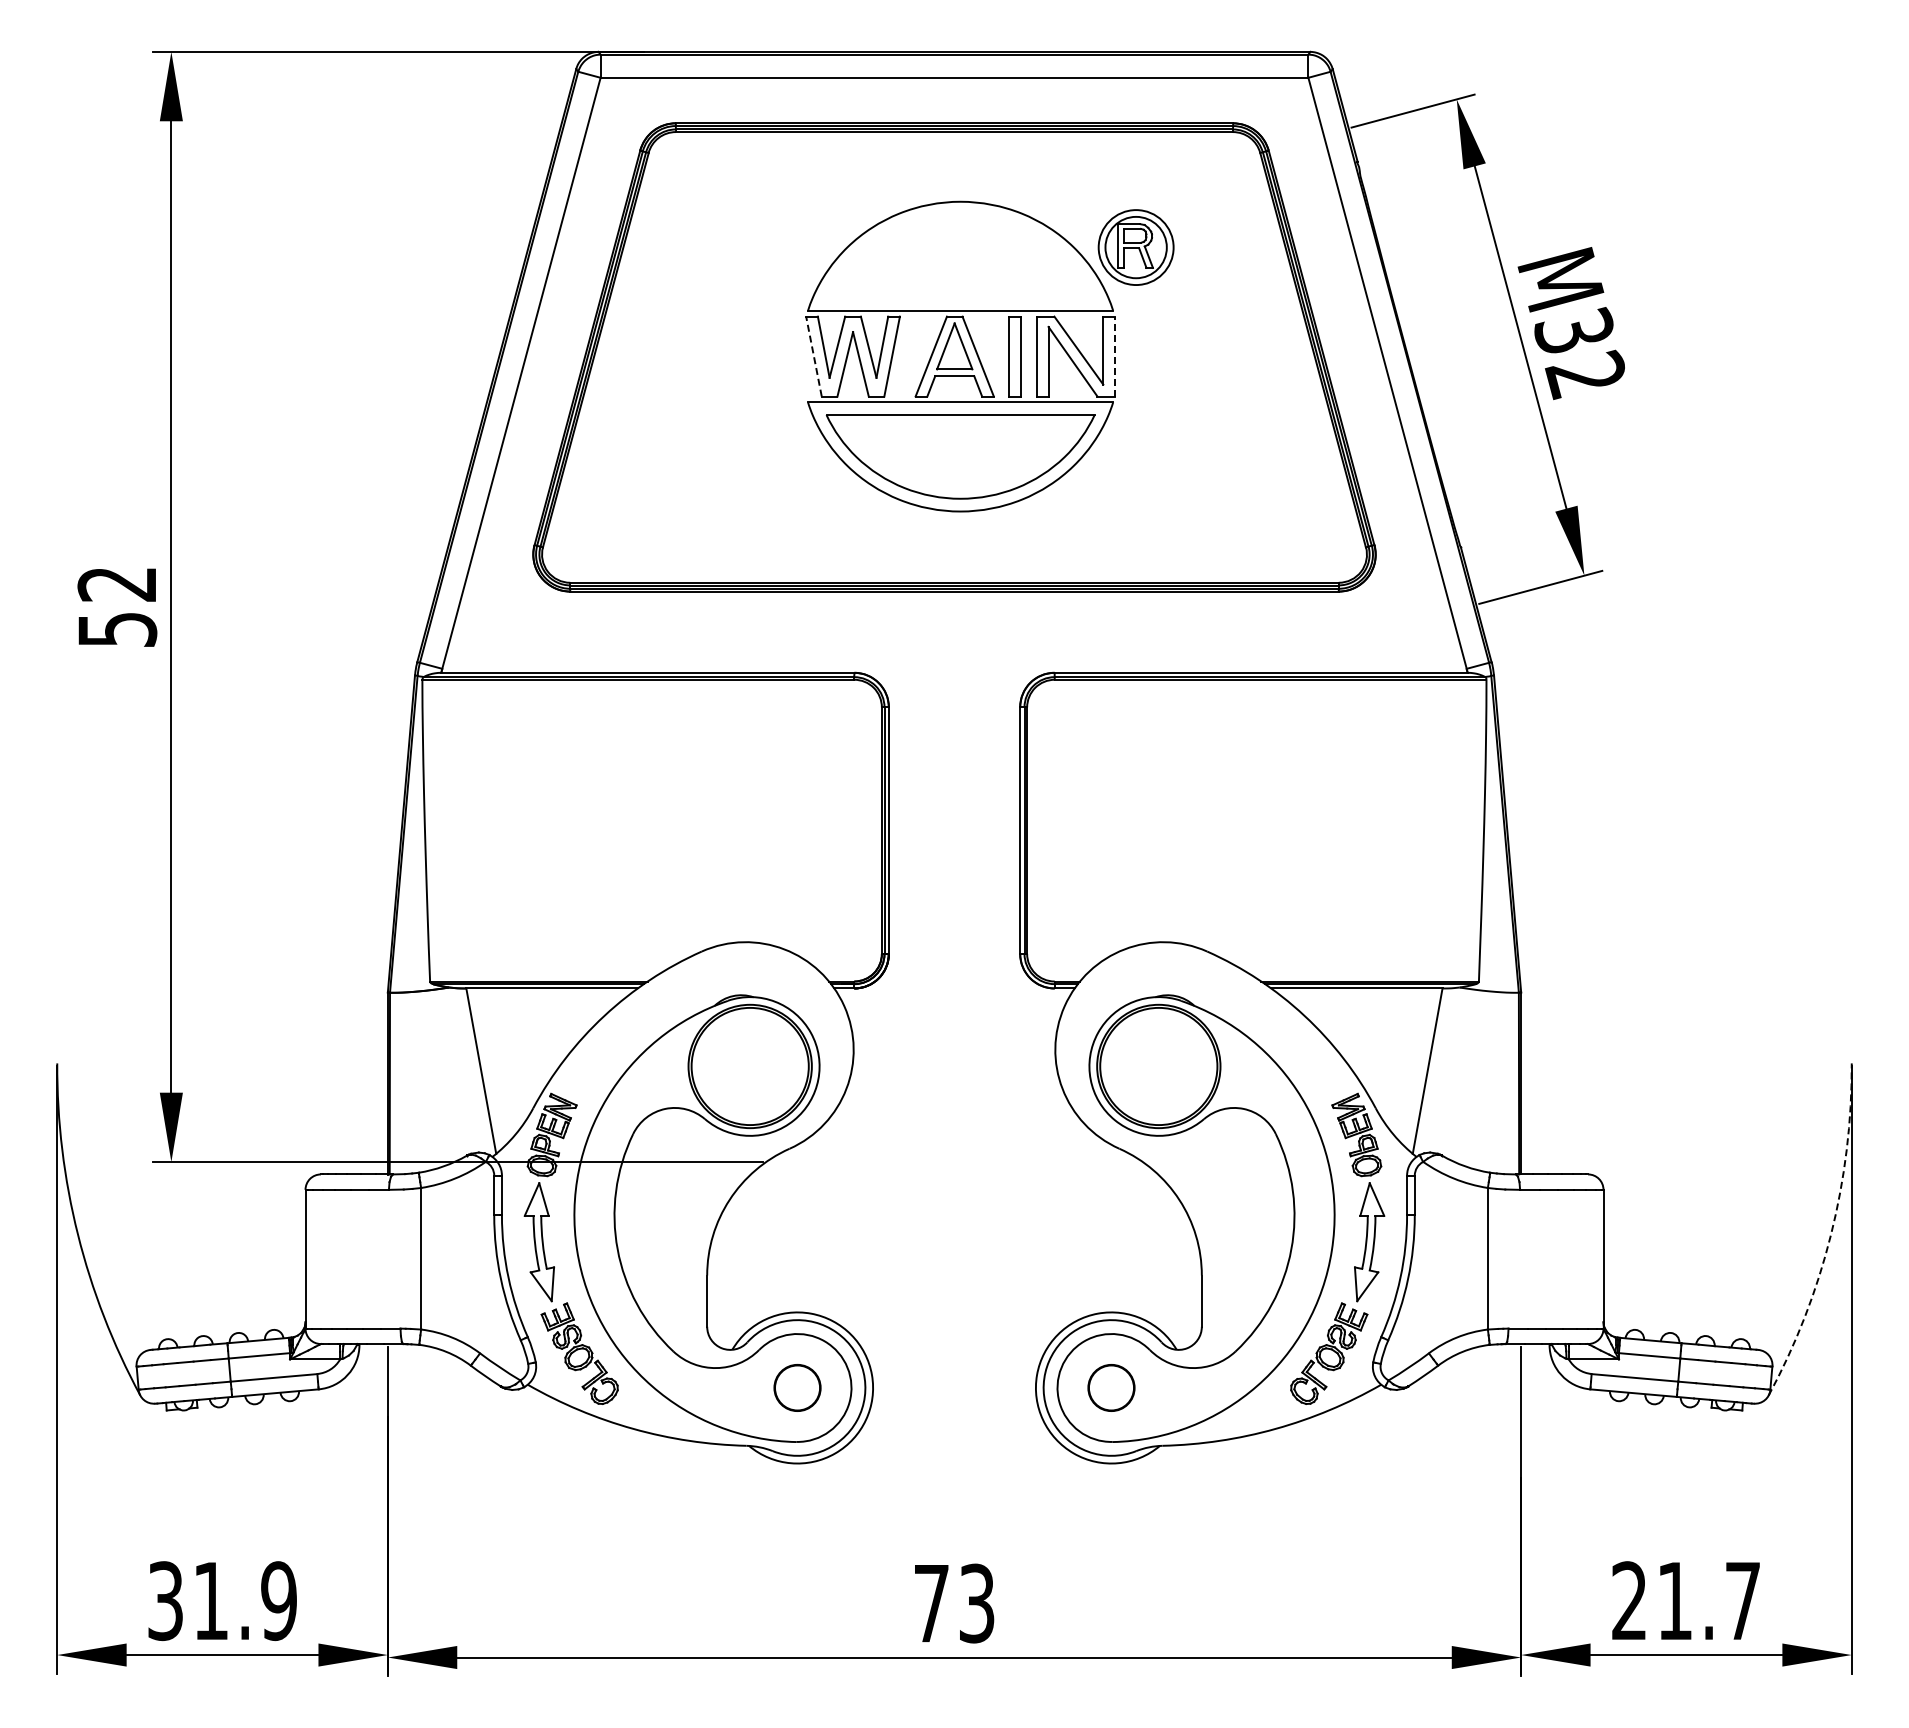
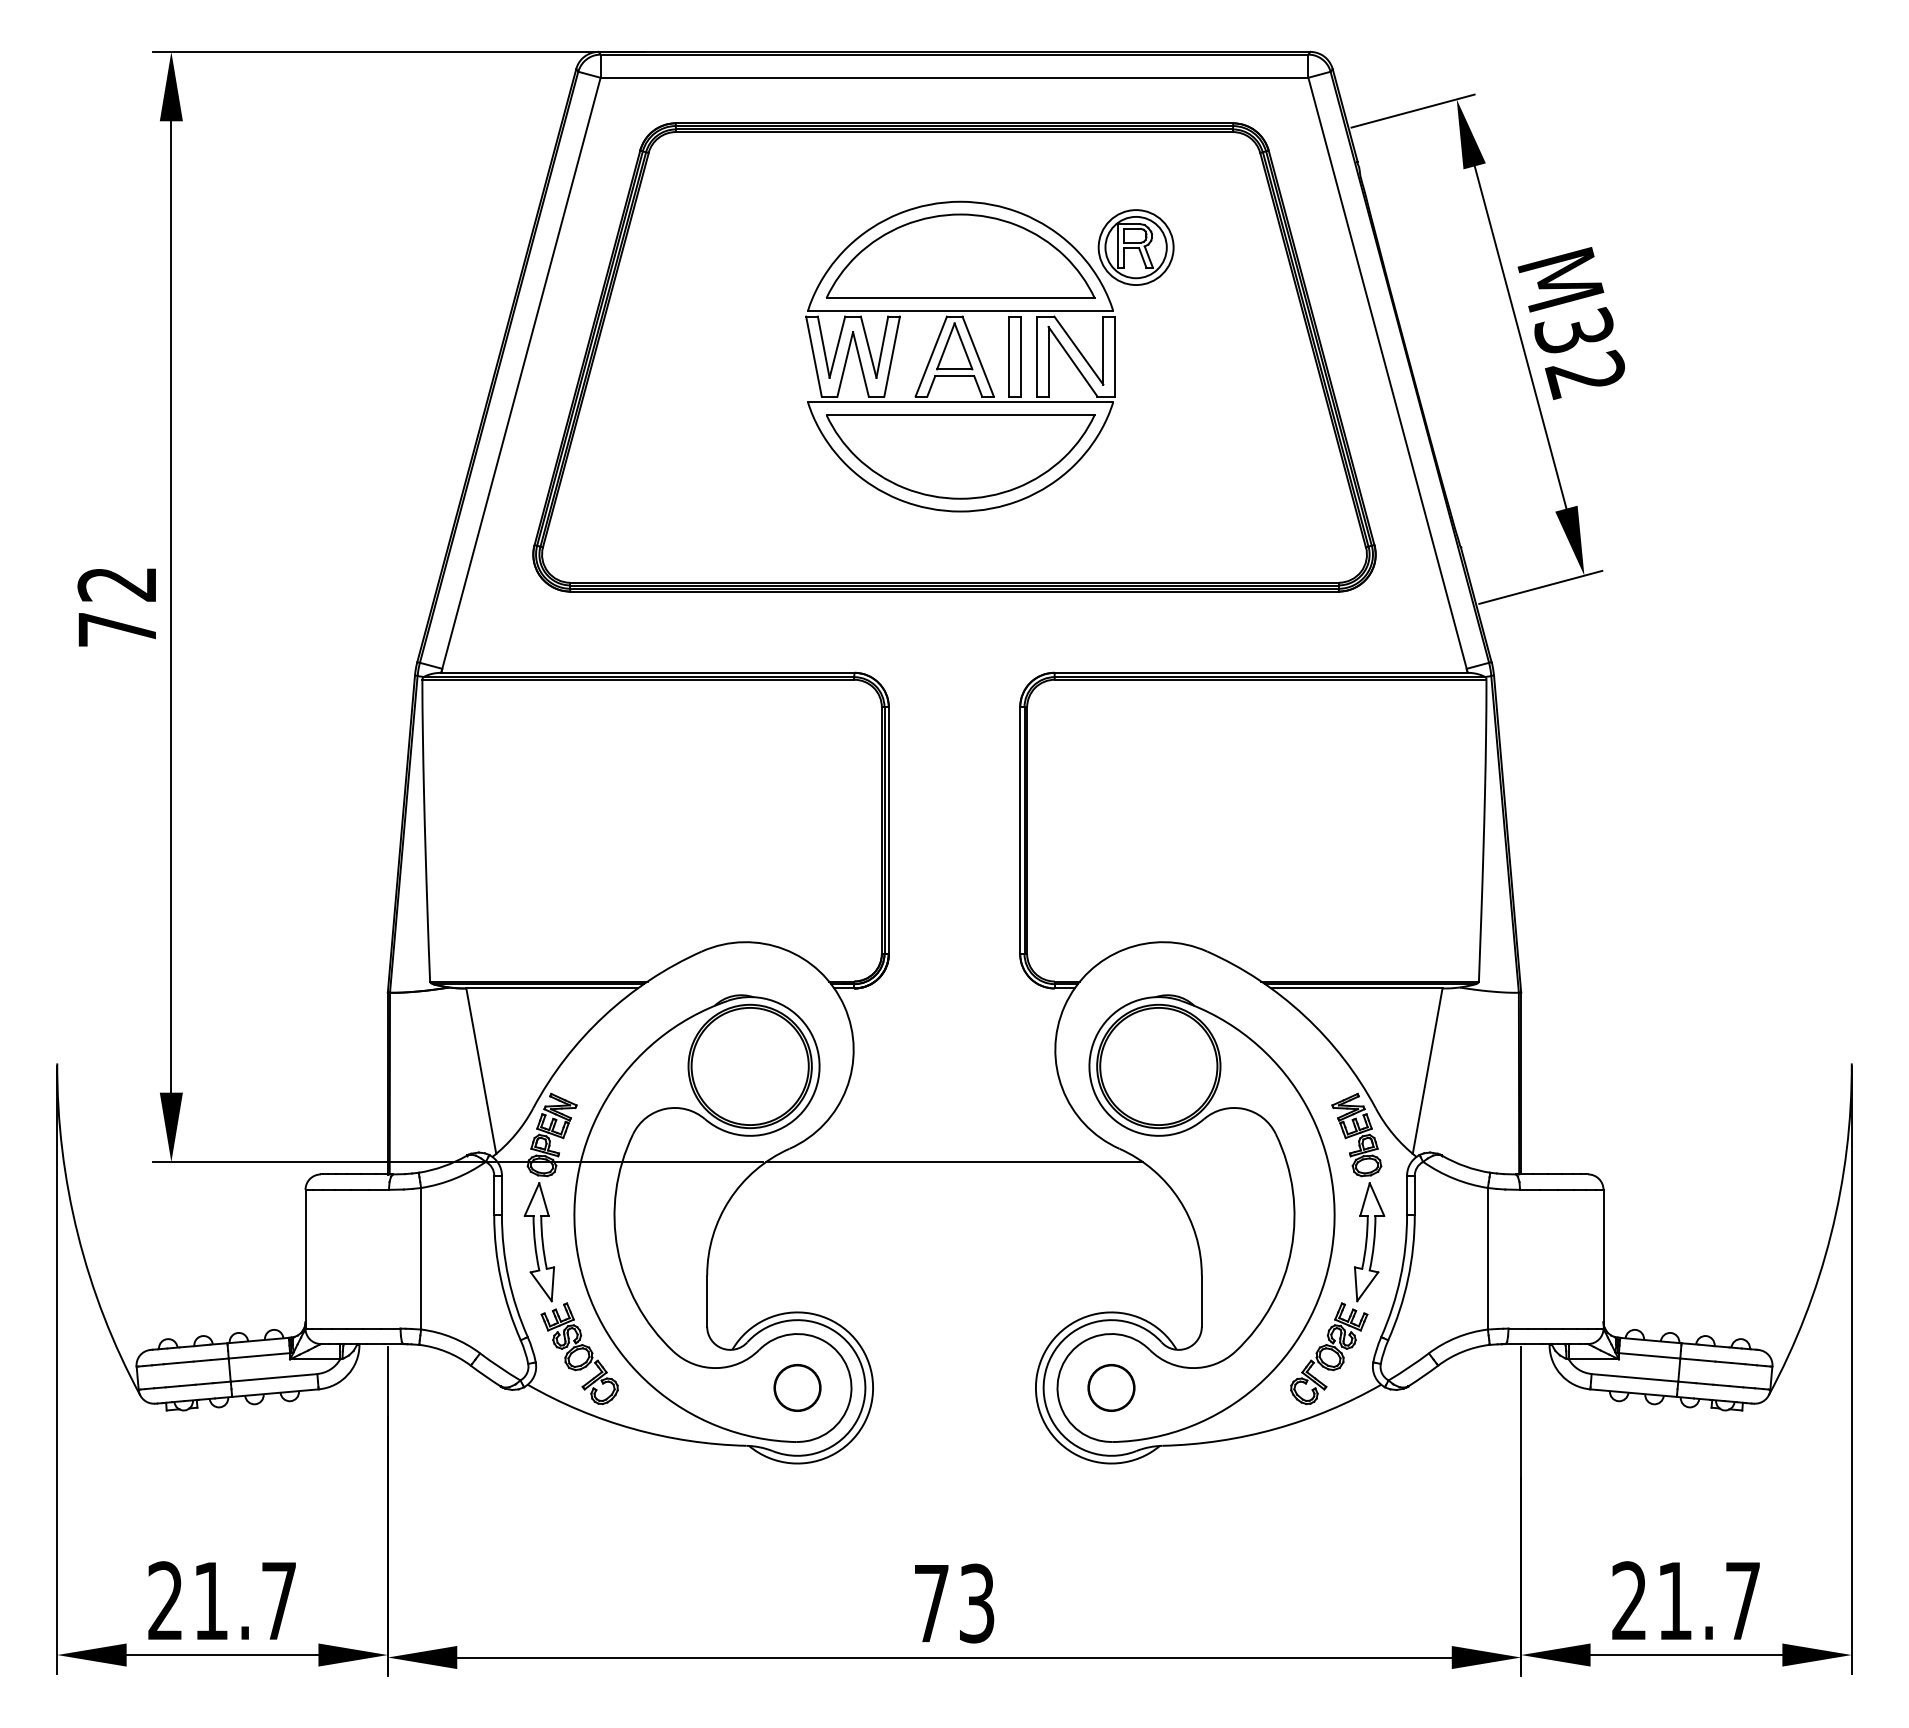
part: none -> present (960, 255)
line: dashed -> solid (813, 356)
line: dashed -> solid (1115, 356)
text: 52 -> 72 (117, 629)
line: none -> present (954, 1162)
arc: dashed -> solid (1831, 1234)
text: 31.9 -> 21.7 (222, 1601)
